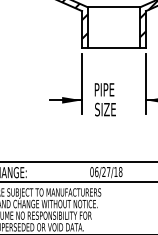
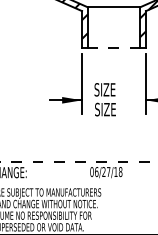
line: solid -> dashed (113, 47)
text: PIPE -> SIZE (104, 89)
line: solid -> dashed (79, 162)
line: present -> none (78, 182)
